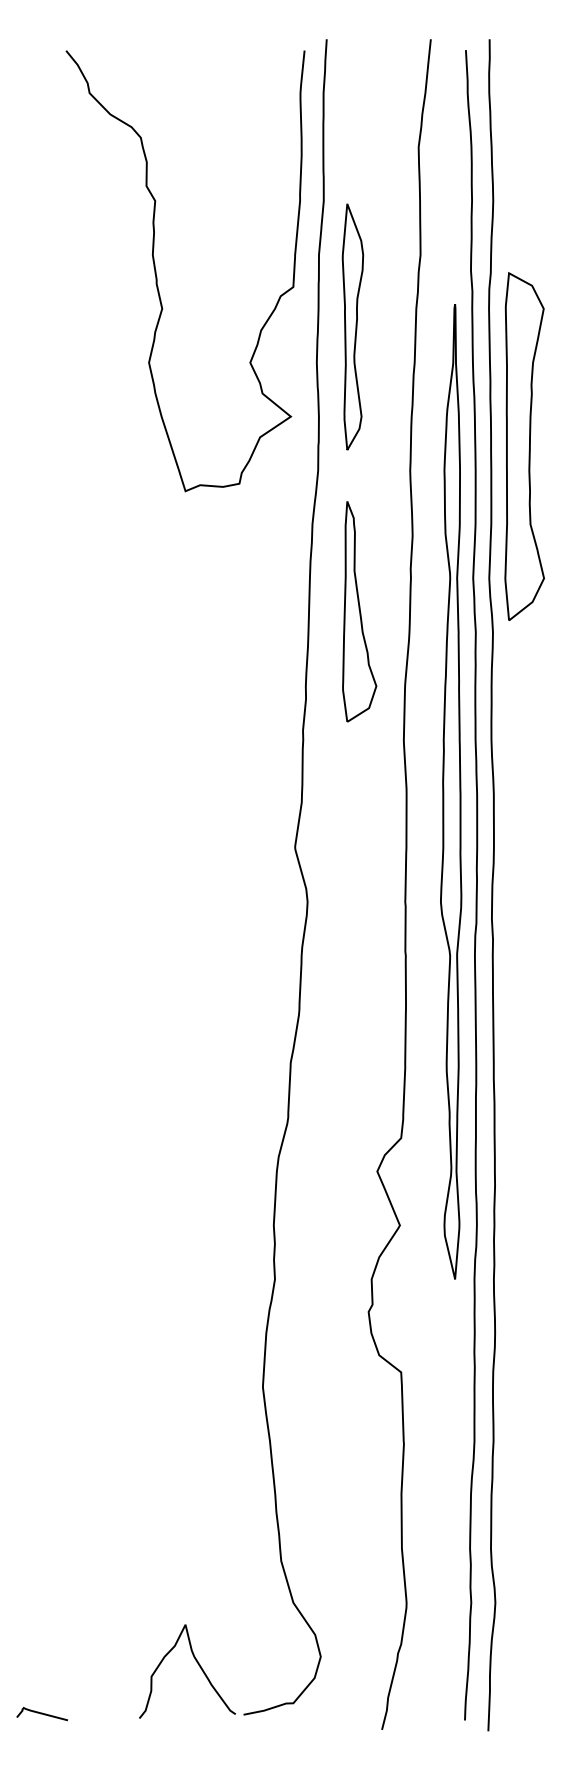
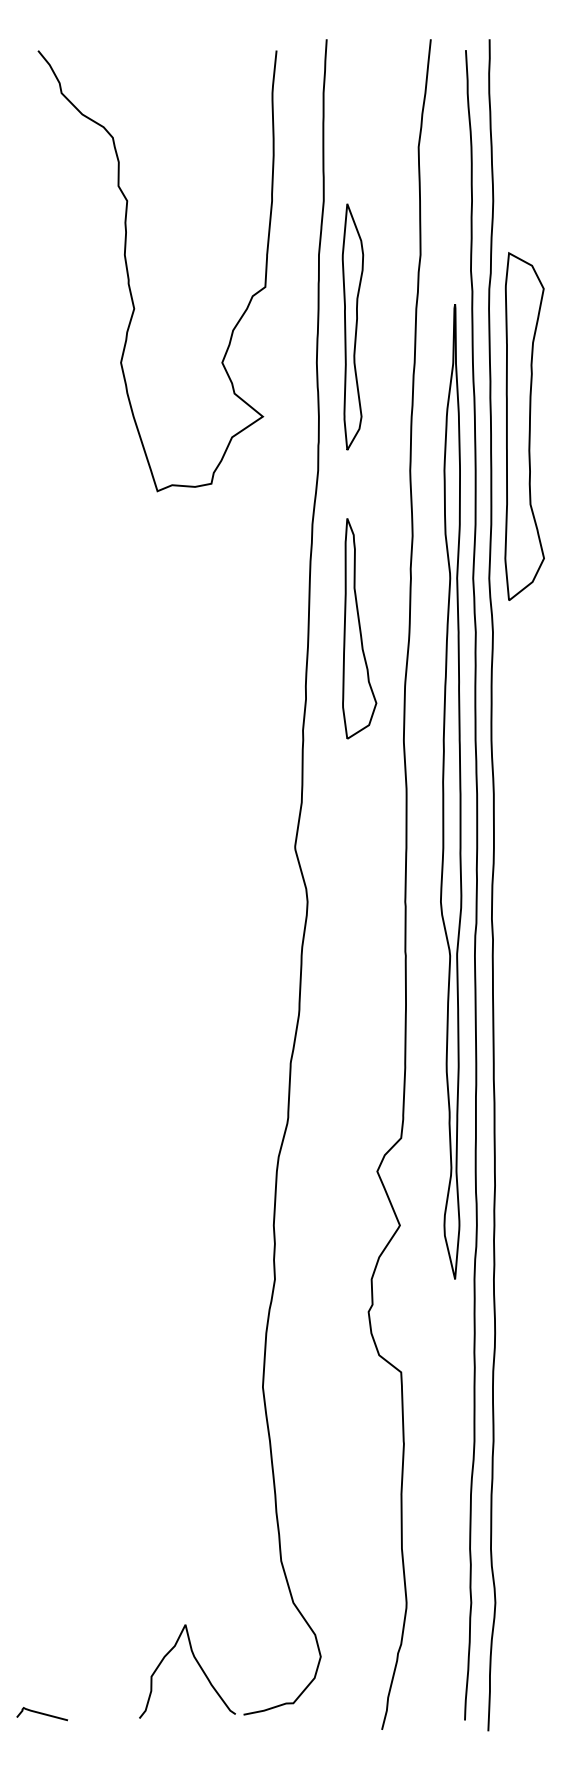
curve position: (157, 276) -> (129, 276) (129, 276)
part position: (524, 446) -> (524, 426) (524, 426)
part position: (359, 611) -> (359, 628) (359, 628)
